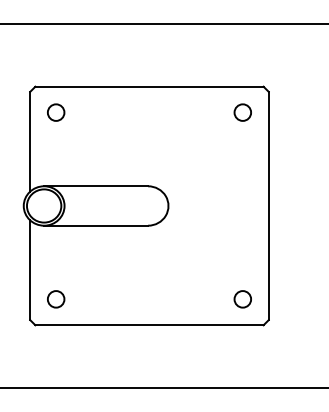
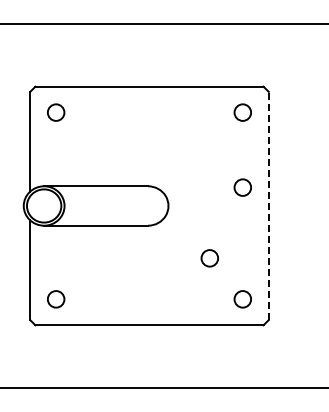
circle: none -> present (242, 187)
line: solid -> dashed (268, 205)
circle: none -> present (209, 258)
